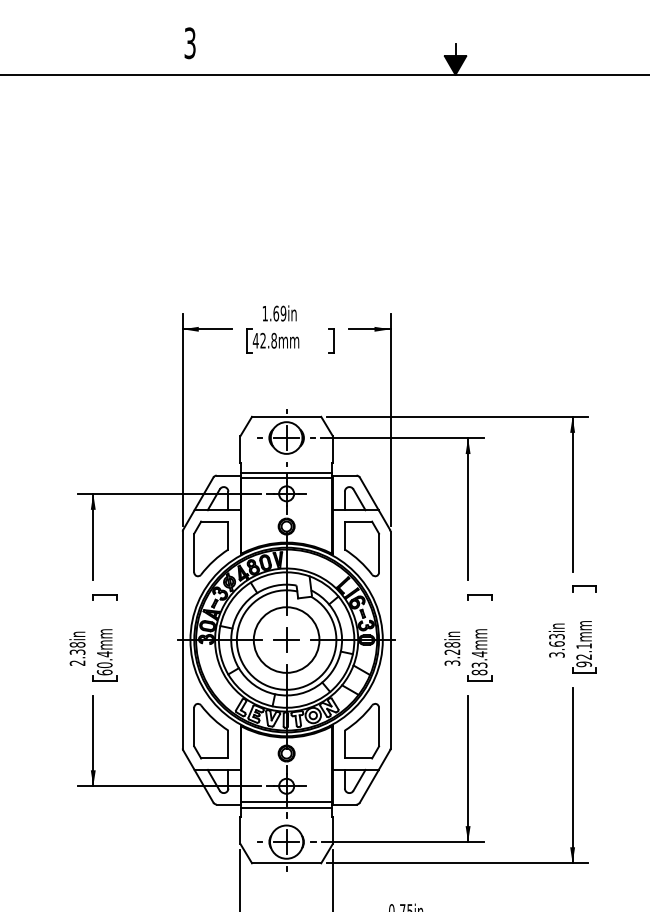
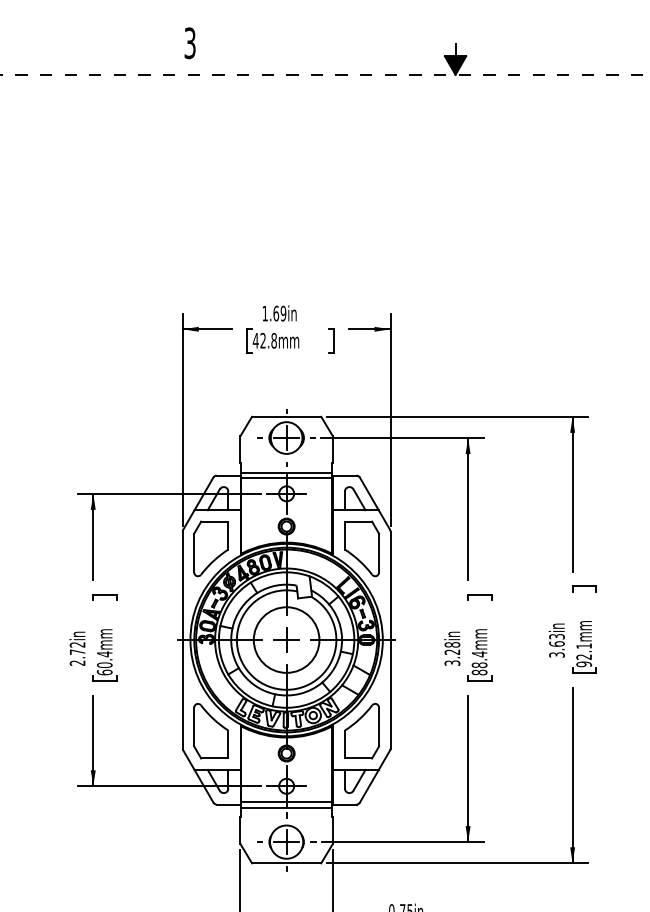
line: solid -> dashed (324, 74)
text: 2.38in -> 2.72in (77, 648)
text: 83.4mm -> 88.4mm (479, 664)
